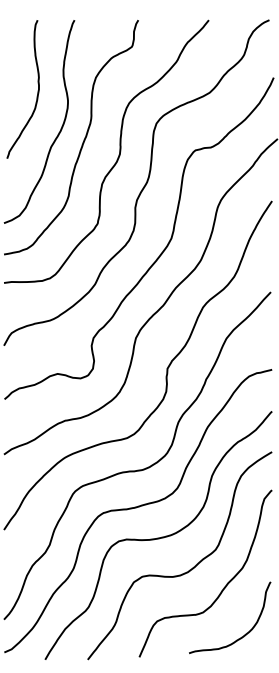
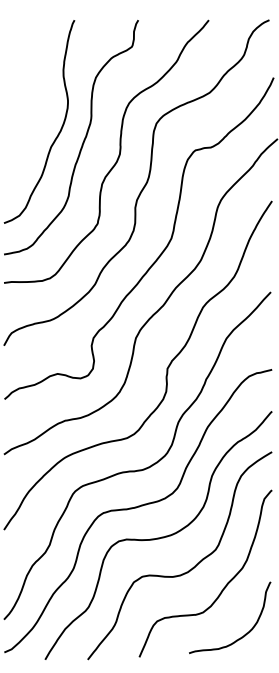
curve: present -> none (37, 90)
